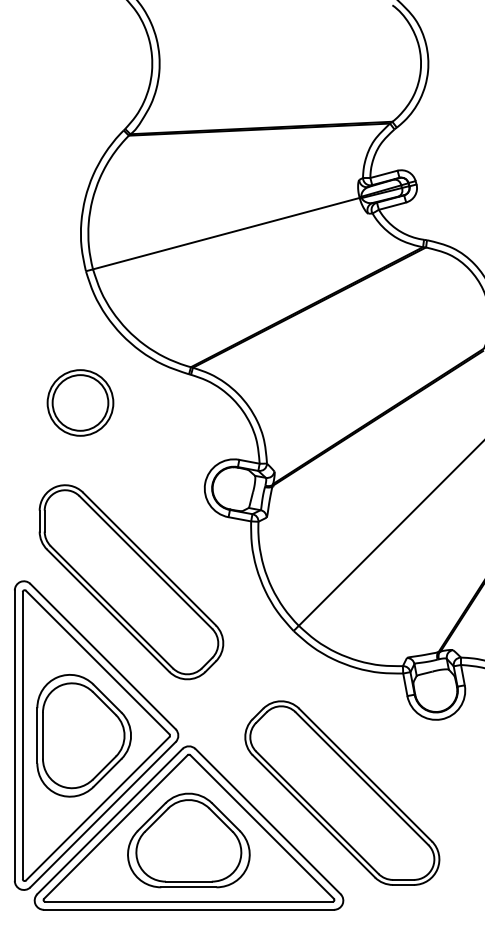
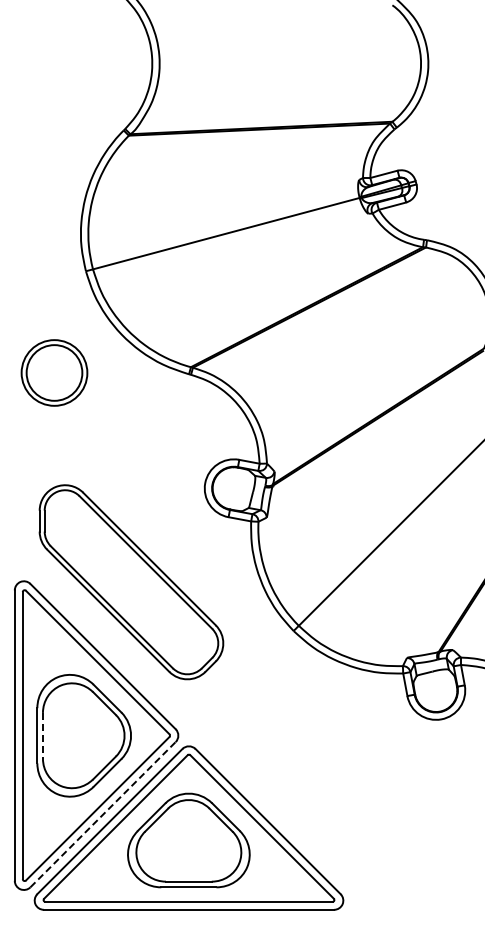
part position: (80, 402) -> (54, 372) (54, 372)
line: solid -> dashed (42, 735)
part: present -> none (342, 792)
line: solid -> dashed (103, 814)
